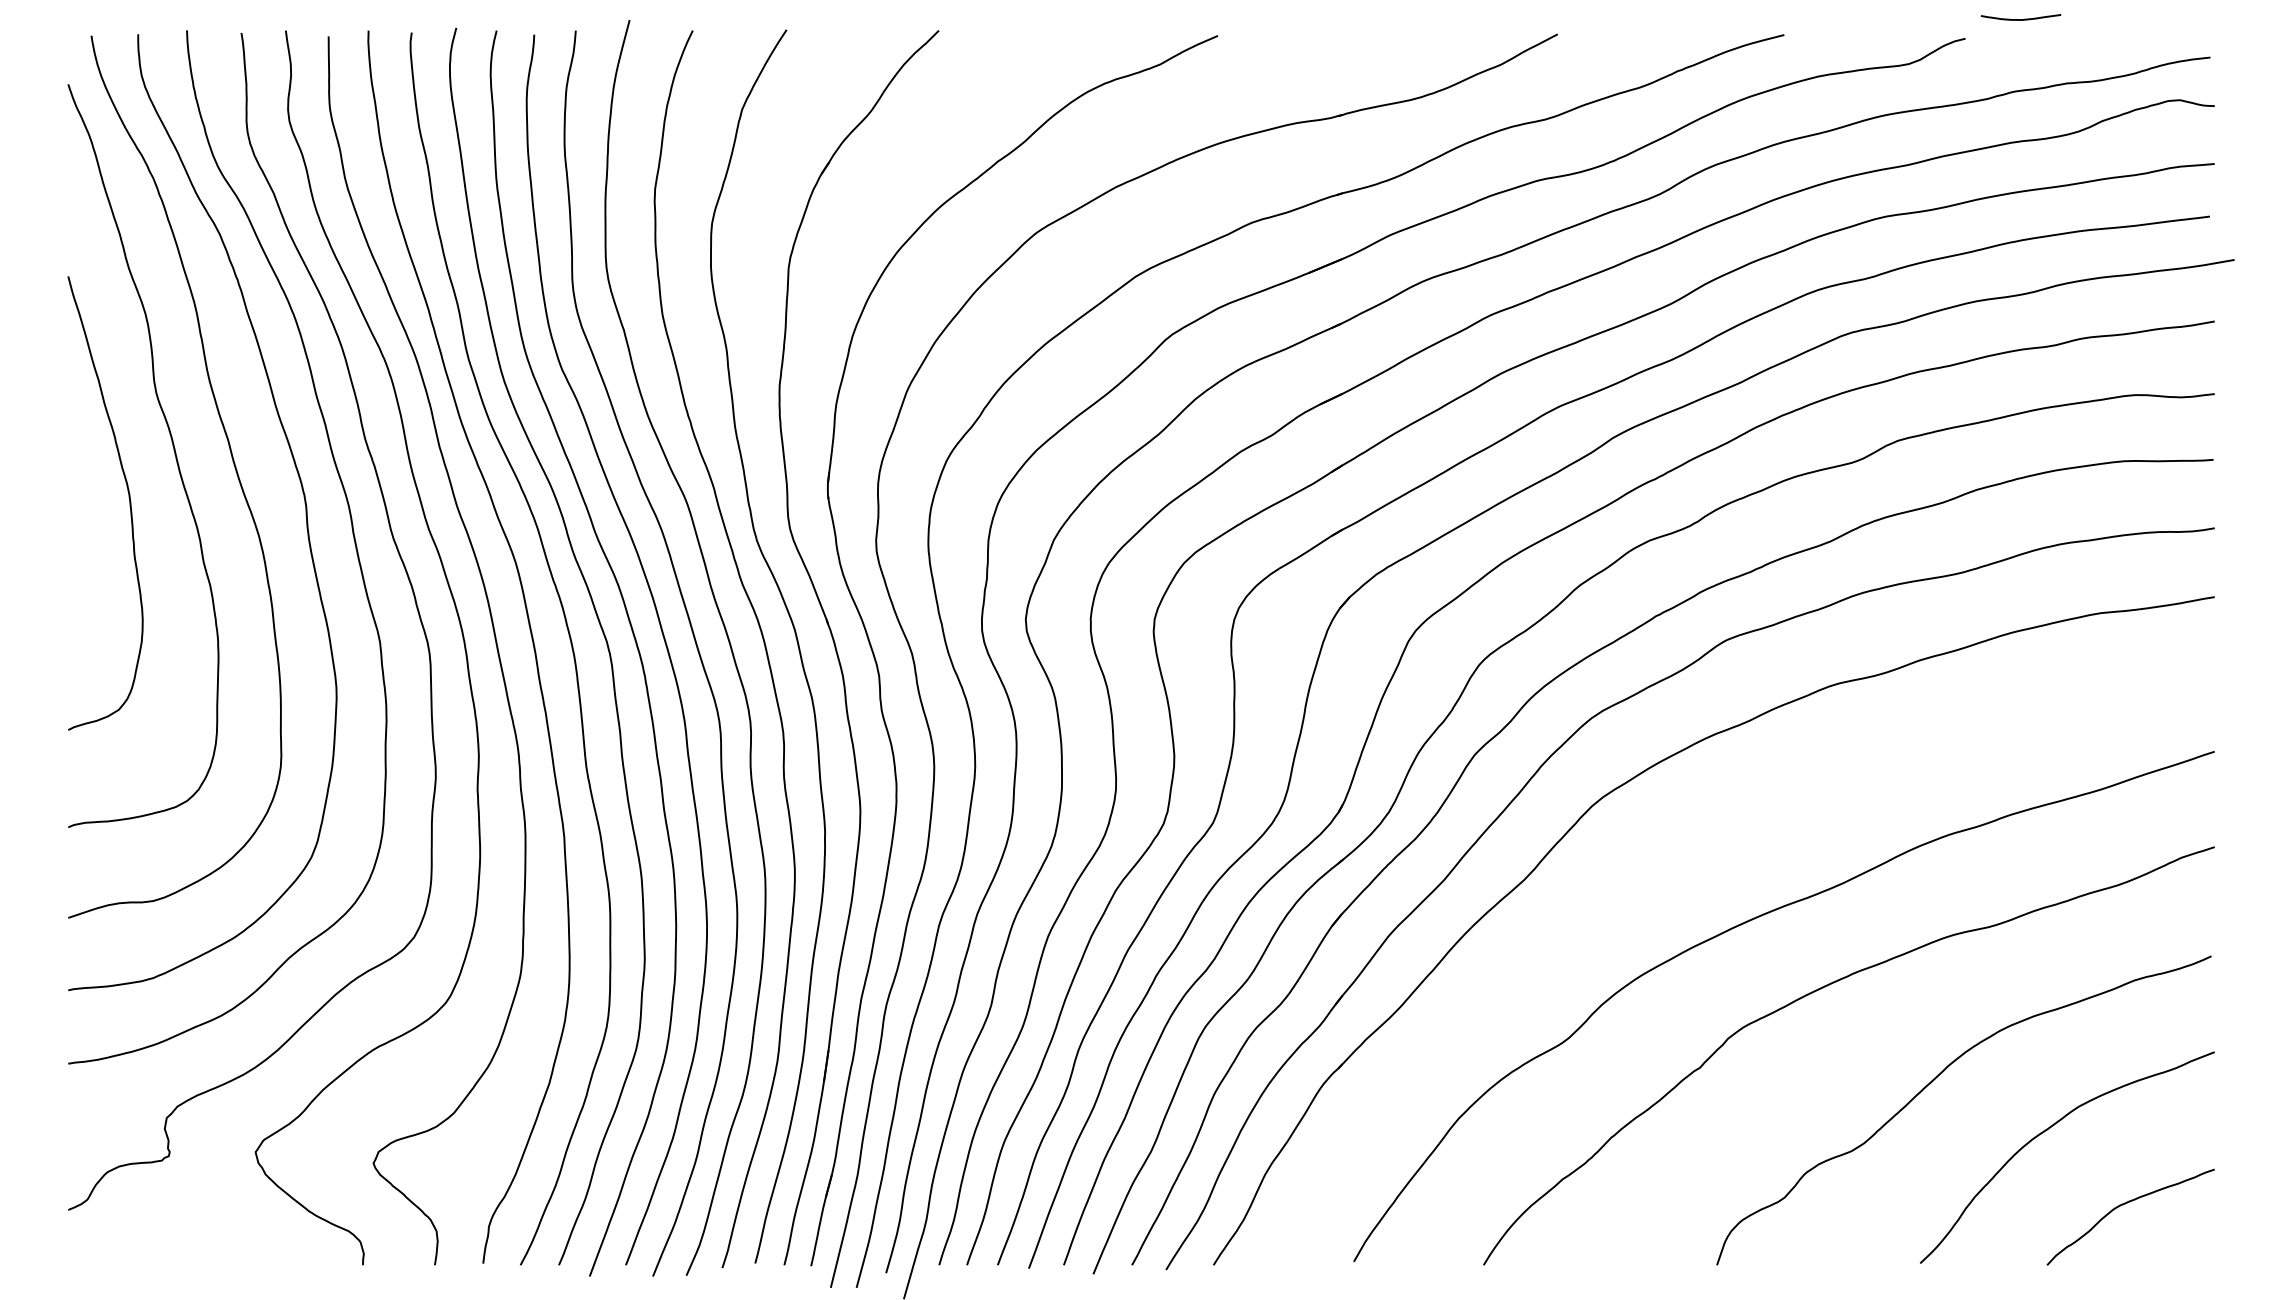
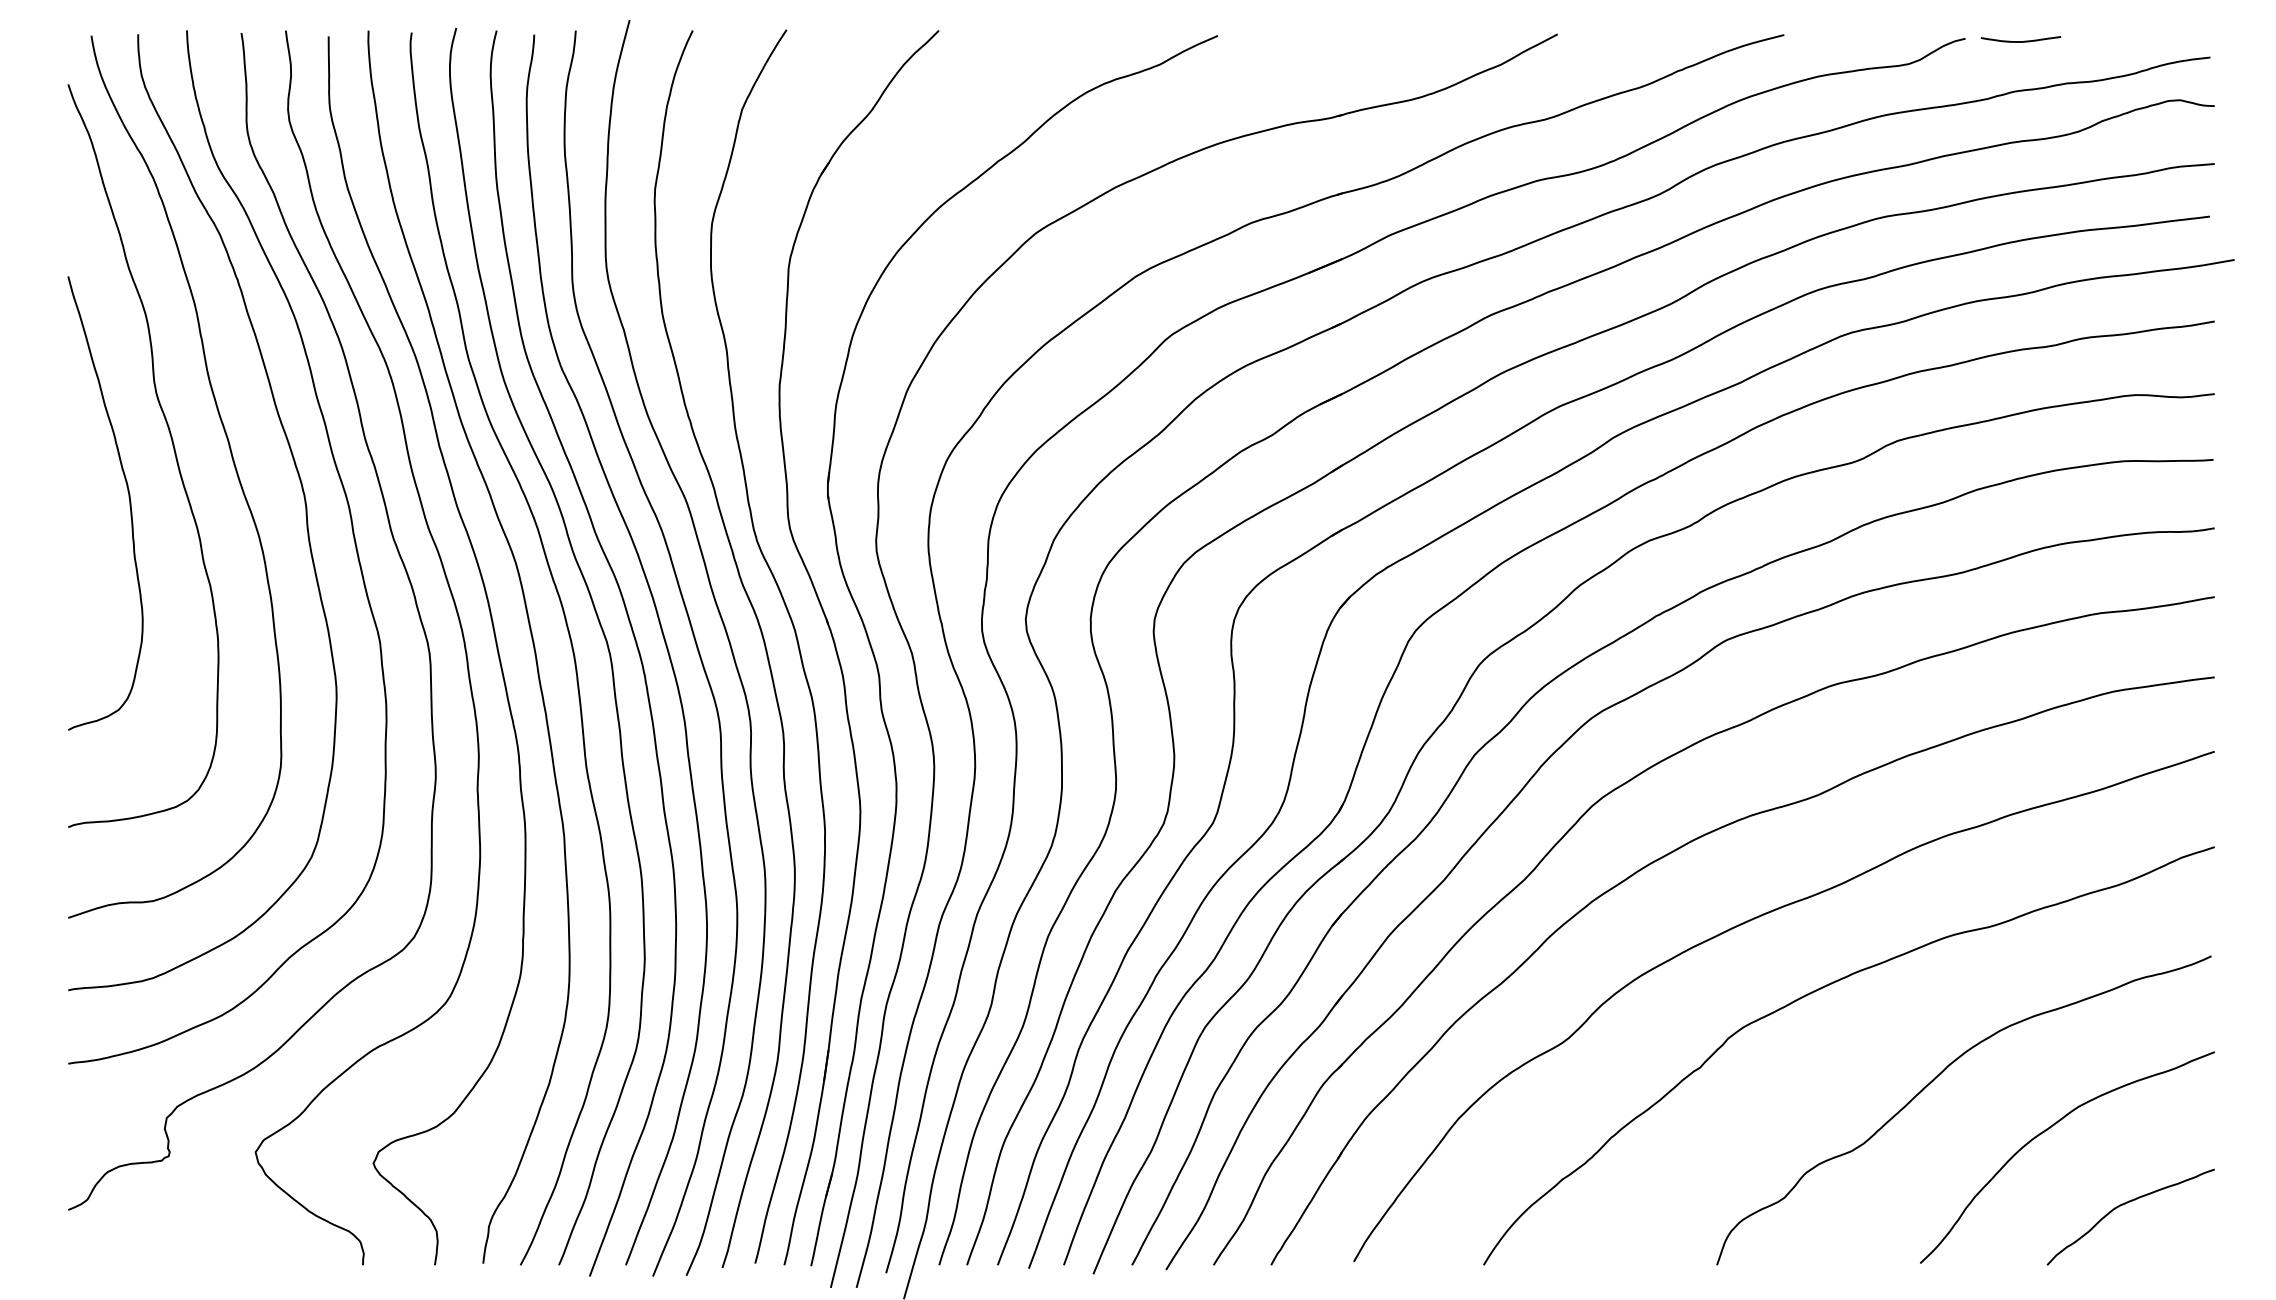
curve position: (2020, 19) -> (2020, 41) (2020, 41)
part: none -> present (1677, 850)
